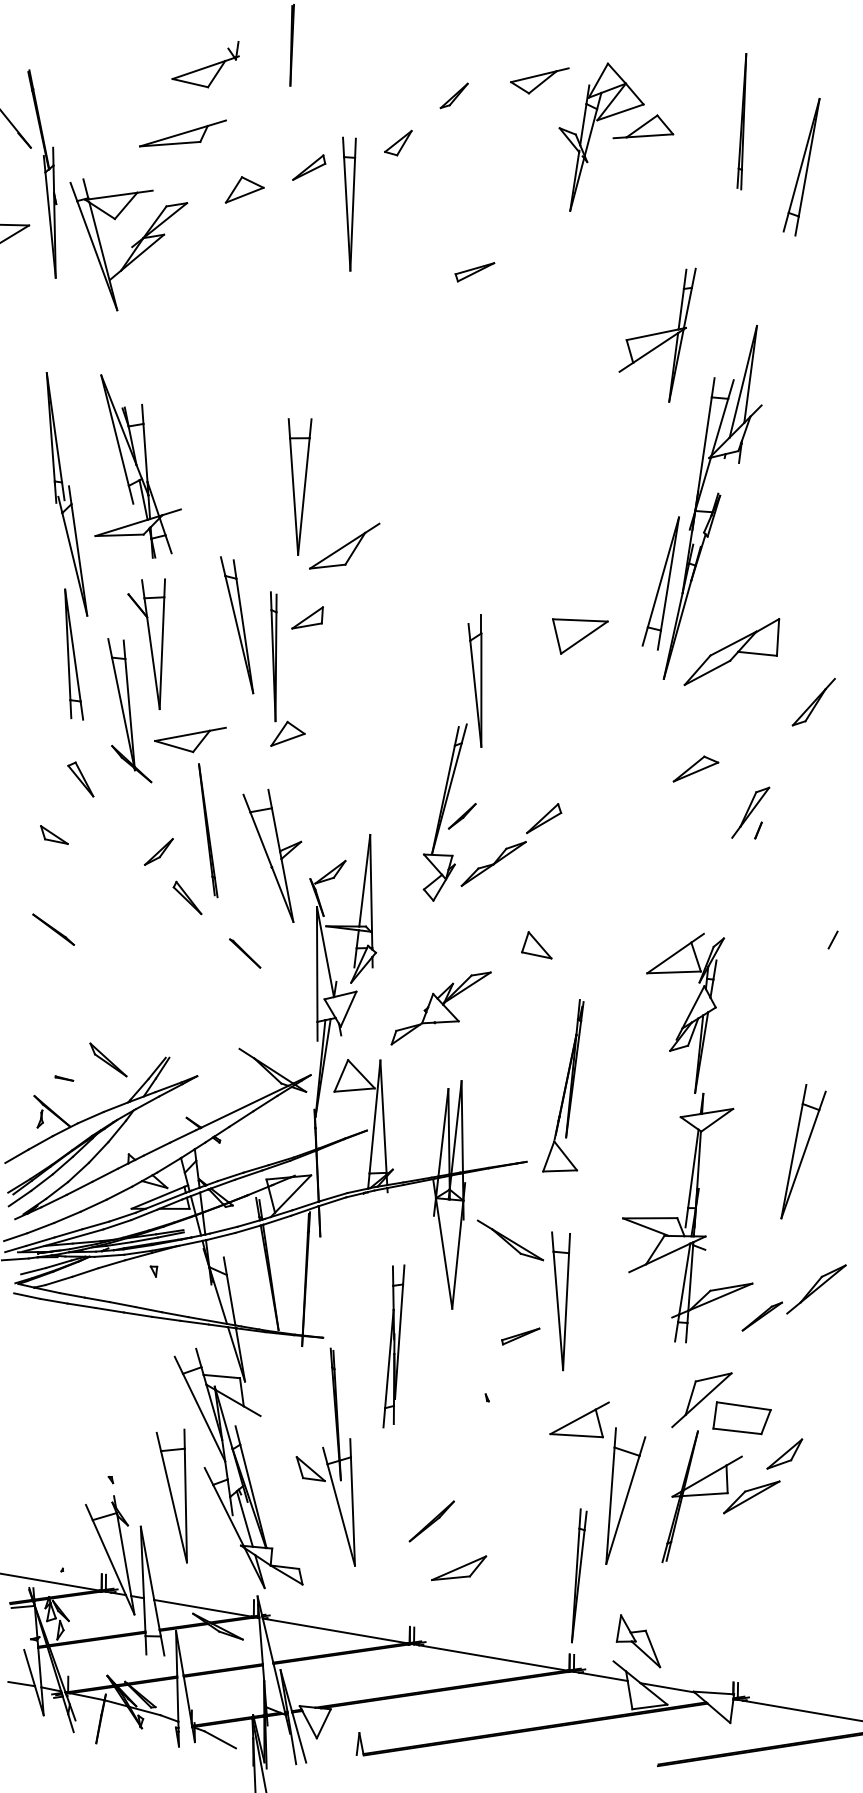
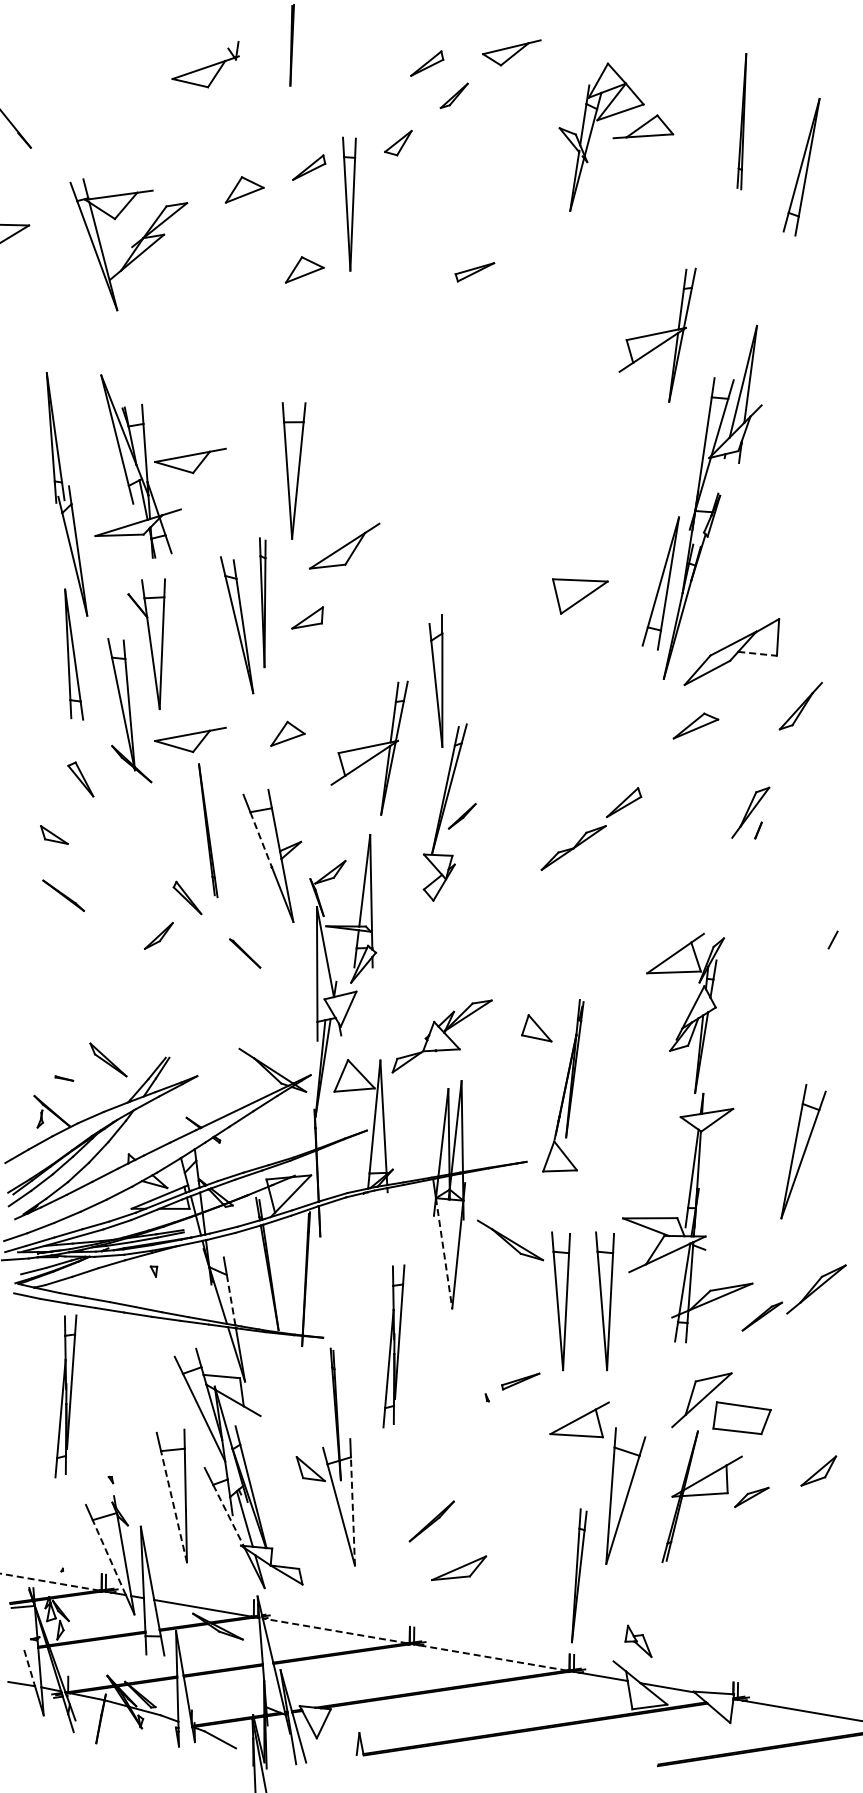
part: none -> present (427, 63)
part position: (539, 80) -> (511, 52) (511, 52)
part: present -> none (182, 133)
part: present -> none (42, 173)
part: none -> present (304, 269)
part: none -> present (190, 460)
part position: (299, 486) -> (293, 470) (293, 470)
part position: (580, 636) -> (580, 596) (580, 596)
line: solid -> dashed (758, 653)
part position: (273, 656) -> (262, 602) (262, 602)
part position: (474, 680) -> (435, 680) (435, 680)
part position: (813, 701) -> (800, 705) (800, 705)
part: none -> present (369, 747)
part position: (695, 768) -> (695, 725) (695, 725)
line: solid -> dashed (261, 839)
part position: (511, 844) -> (591, 828) (591, 828)
part position: (158, 851) -> (158, 935) (158, 935)
line position: (53, 929) -> (63, 895) (63, 895)
part position: (536, 945) -> (536, 1028) (536, 1028)
part position: (440, 1008) -> (441, 1036) (441, 1036)
line: solid -> dashed (444, 1253)
line: solid -> dashed (231, 1300)
part: none -> present (604, 1301)
part position: (520, 1336) -> (520, 1381) (520, 1381)
part: none -> present (65, 1396)
part position: (784, 1453) -> (818, 1470) (818, 1470)
part size: 58x35 px -> 36x22 px (751, 1496)
line: solid -> dashed (173, 1506)
line: solid -> dashed (352, 1511)
line: solid -> dashed (228, 1515)
line: solid -> dashed (109, 1557)
line: solid -> dashed (49, 1582)
line: solid -> dashed (334, 1630)
part size: 47x55 px -> 29x34 px (638, 1640)
line: solid -> dashed (492, 1657)
line: solid -> dashed (29, 1668)
